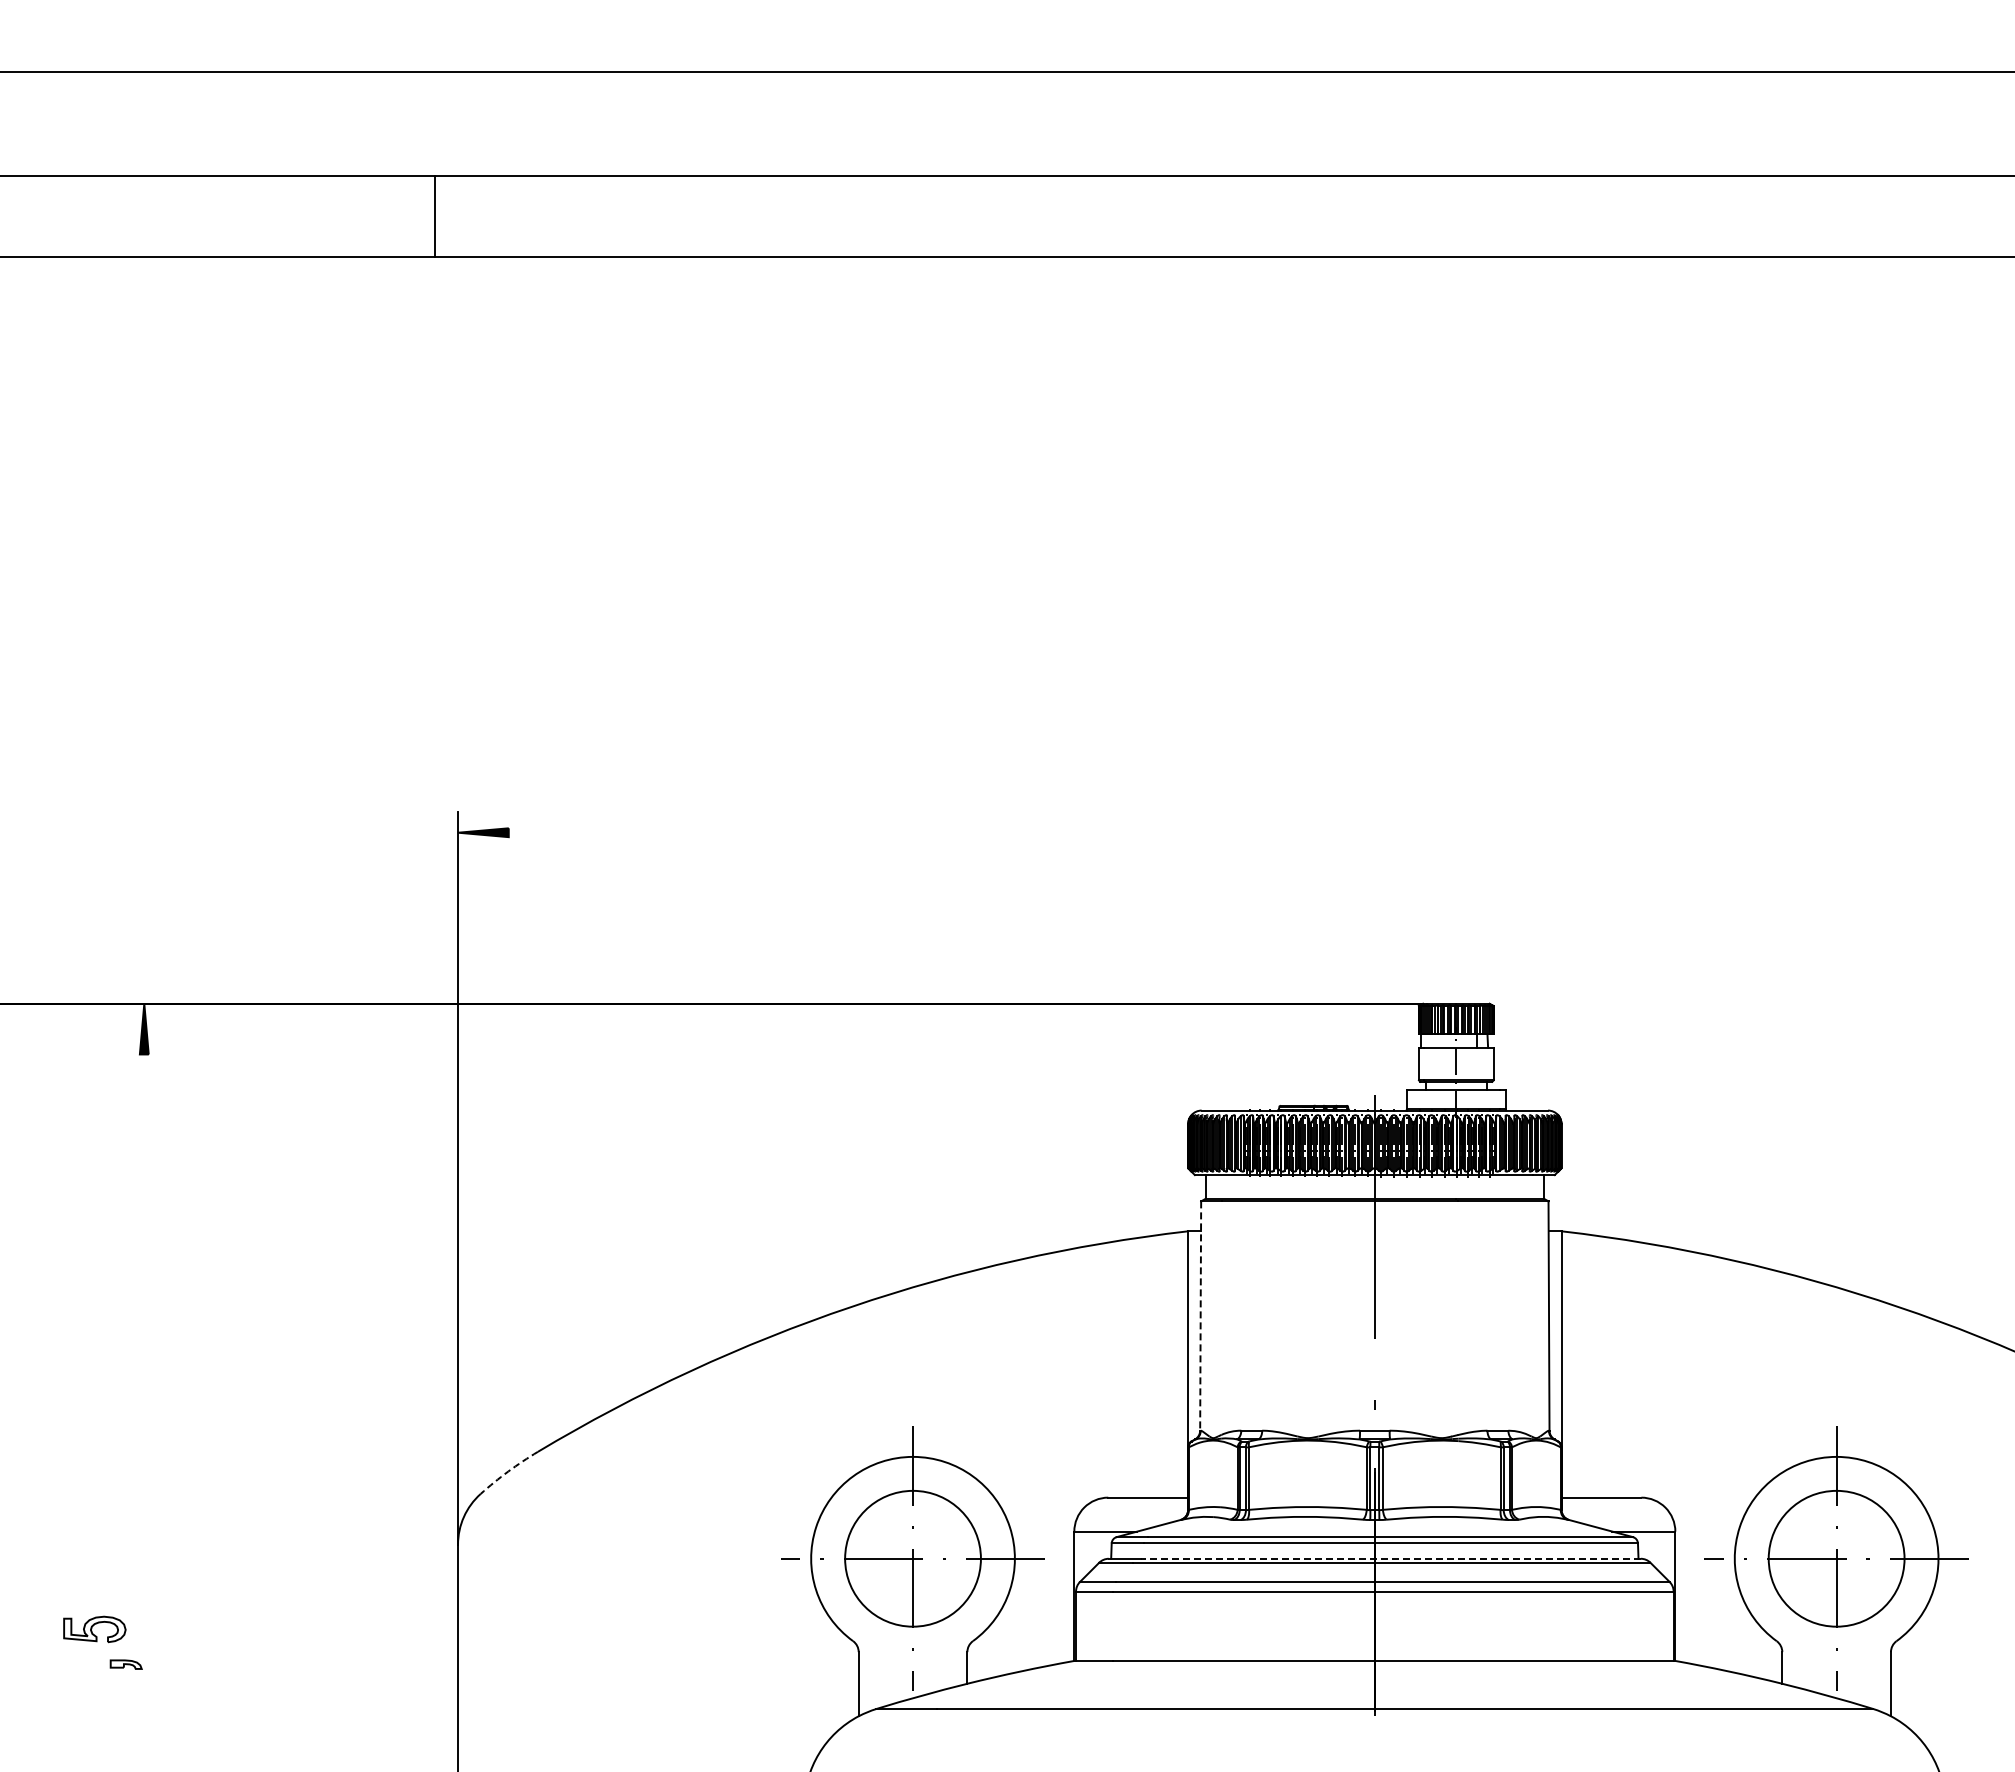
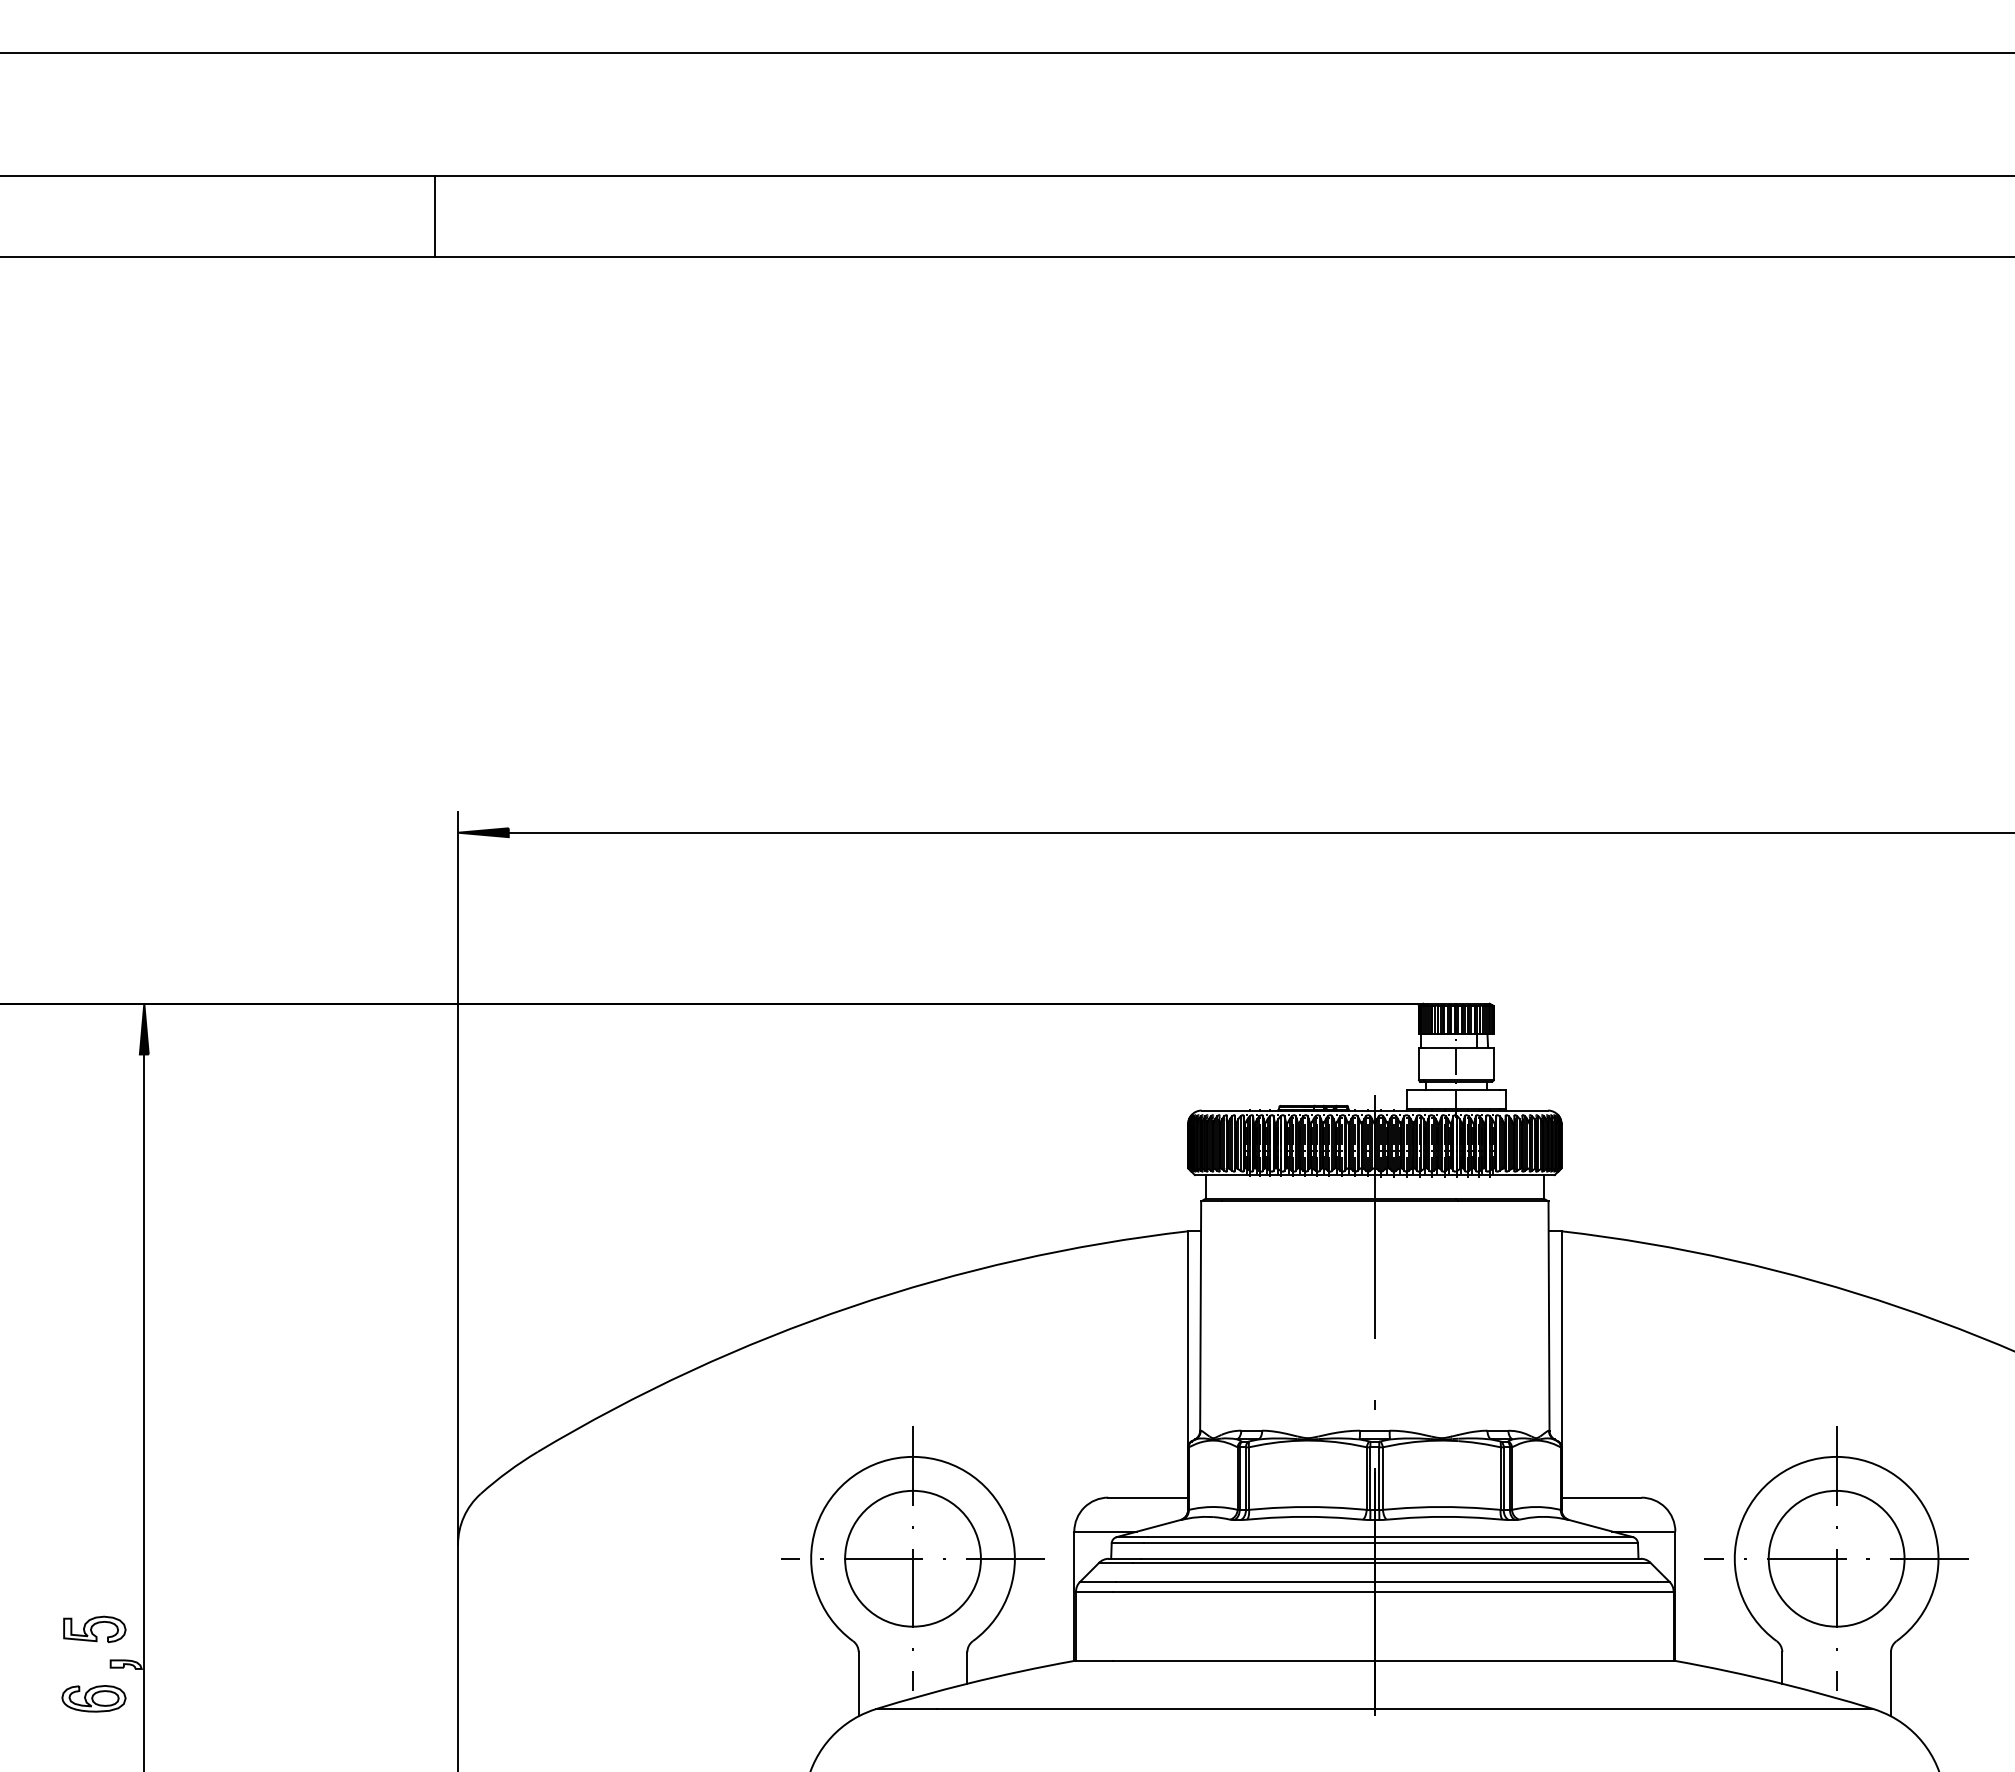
line position: (1006, 72) -> (1006, 53) (1006, 53)
line: none -> present (1259, 832)
line: dashed -> solid (1200, 1316)
line: none -> present (144, 1411)
arc: dashed -> solid (508, 1471)
line: dashed -> solid (1391, 1558)
part: none -> present (93, 1698)
